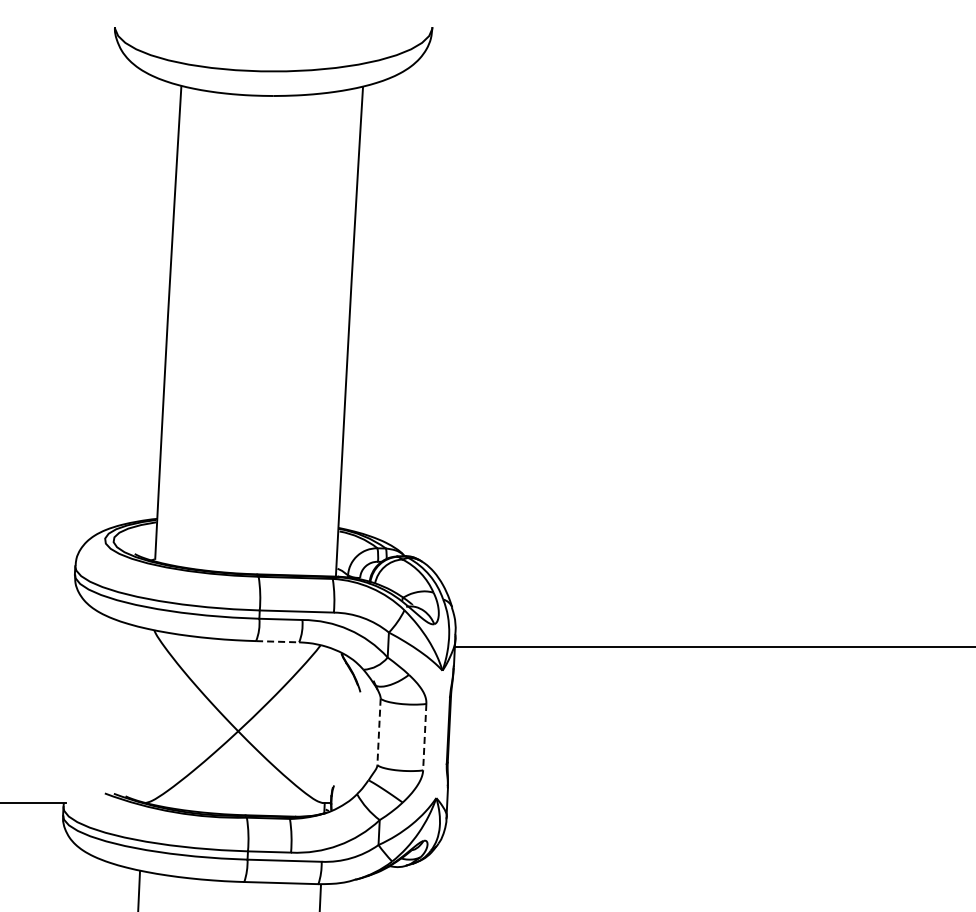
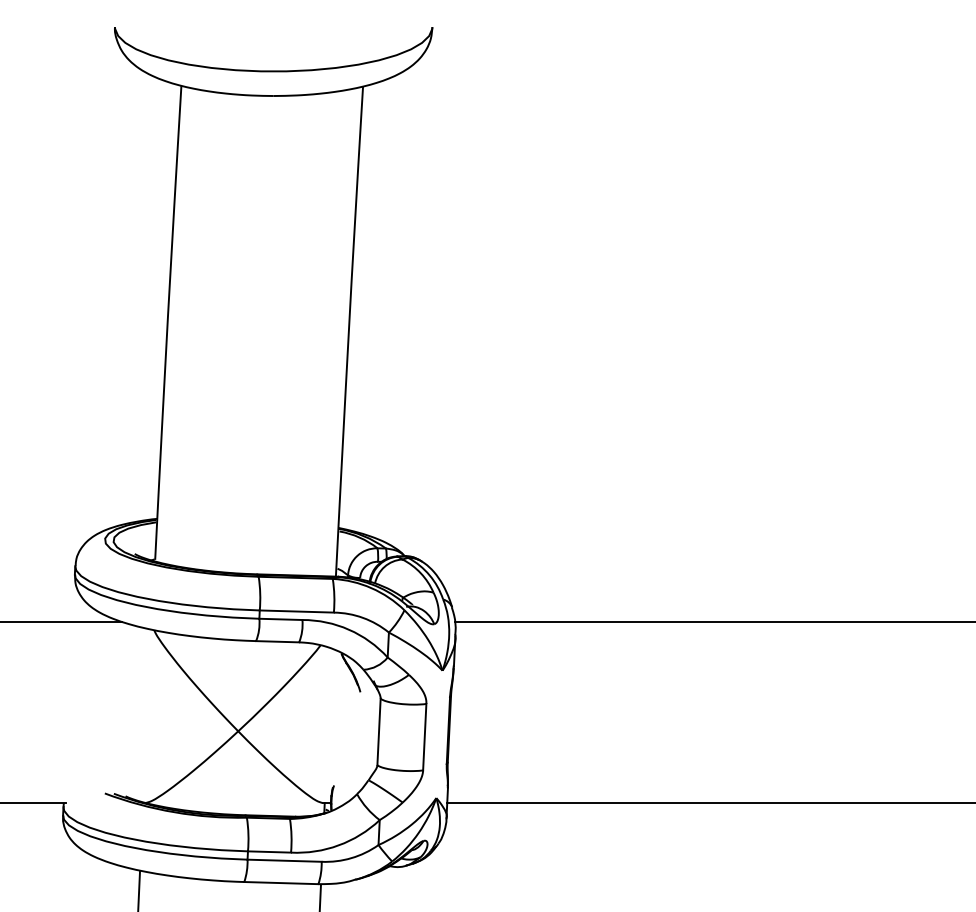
line: none -> present (62, 621)
line: dashed -> solid (277, 641)
line position: (713, 646) -> (713, 621) (713, 621)
line: dashed -> solid (379, 732)
line: dashed -> solid (424, 737)
line: none -> present (709, 803)
